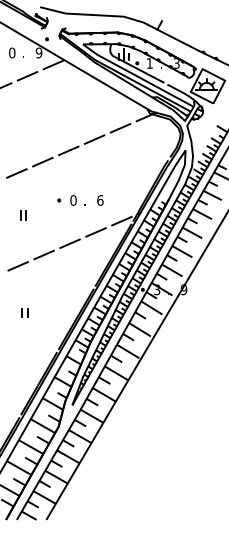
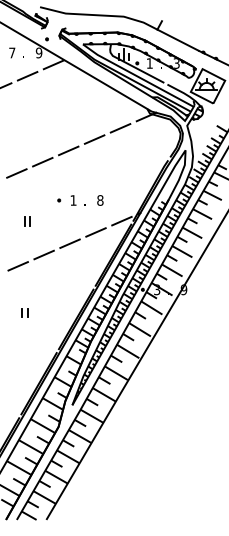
text: 0 -> 7 (12, 52)
text: 0 -> 1 (73, 200)
text: 6 -> 8 (100, 200)
part position: (23, 215) -> (27, 221) (27, 221)
